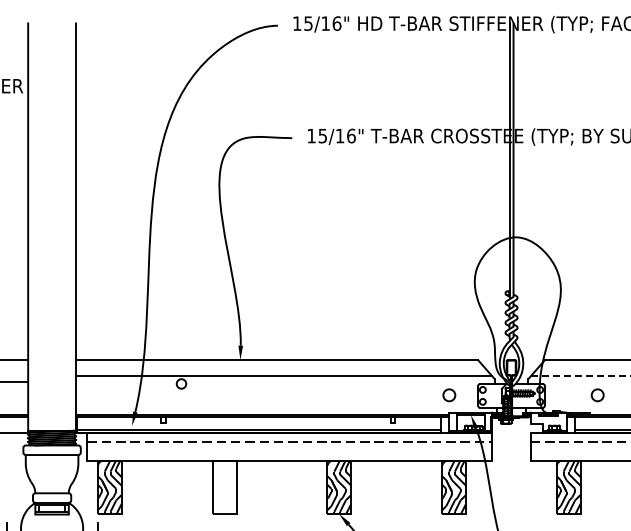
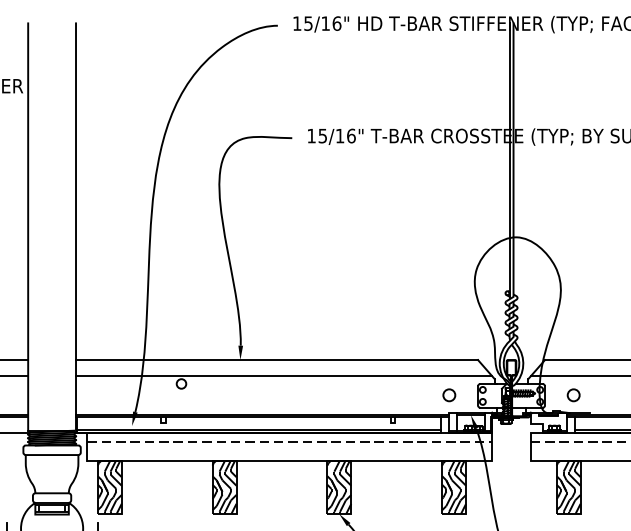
line: dashed -> solid (581, 375)
line position: (15, 381) -> (15, 375) (15, 375)
circle position: (597, 395) -> (573, 395) (573, 395)
hatch: none -> present (224, 487)
